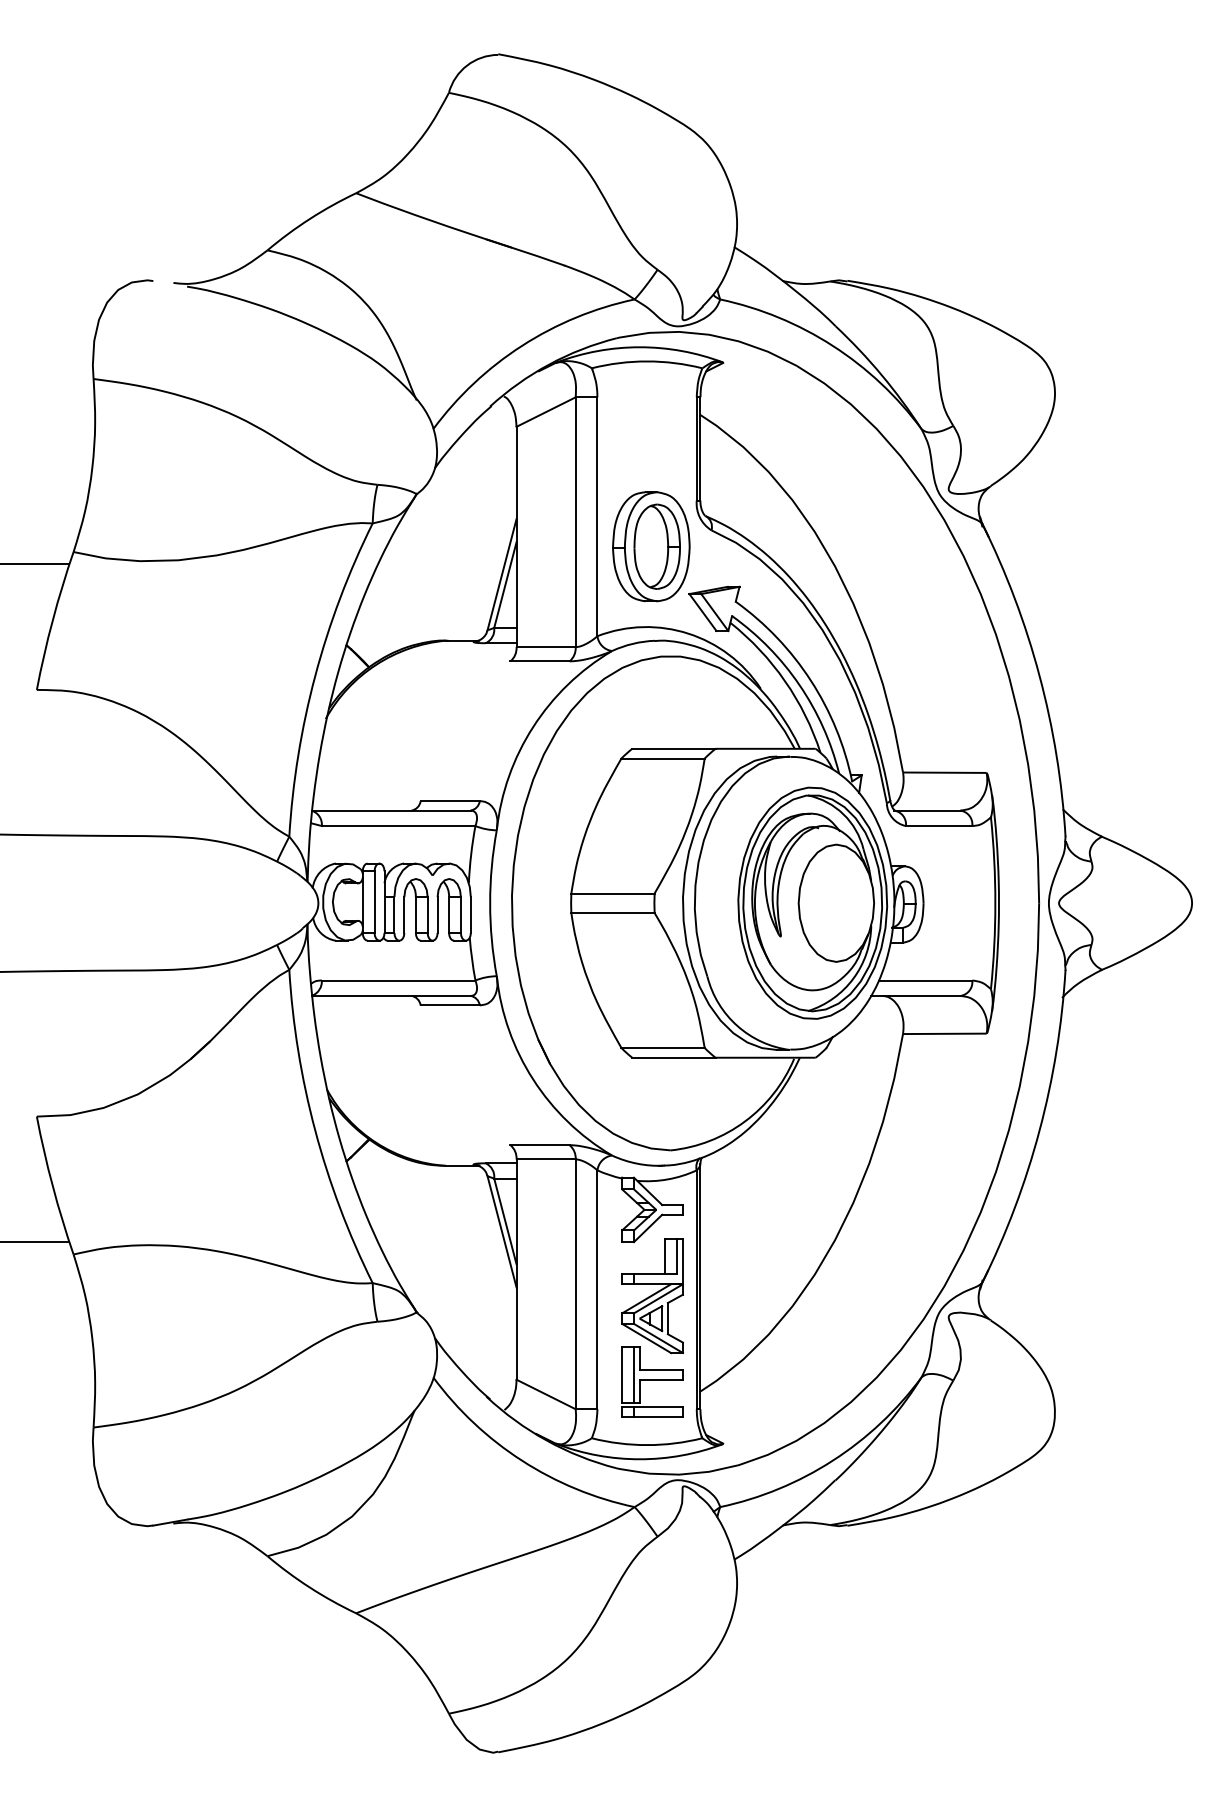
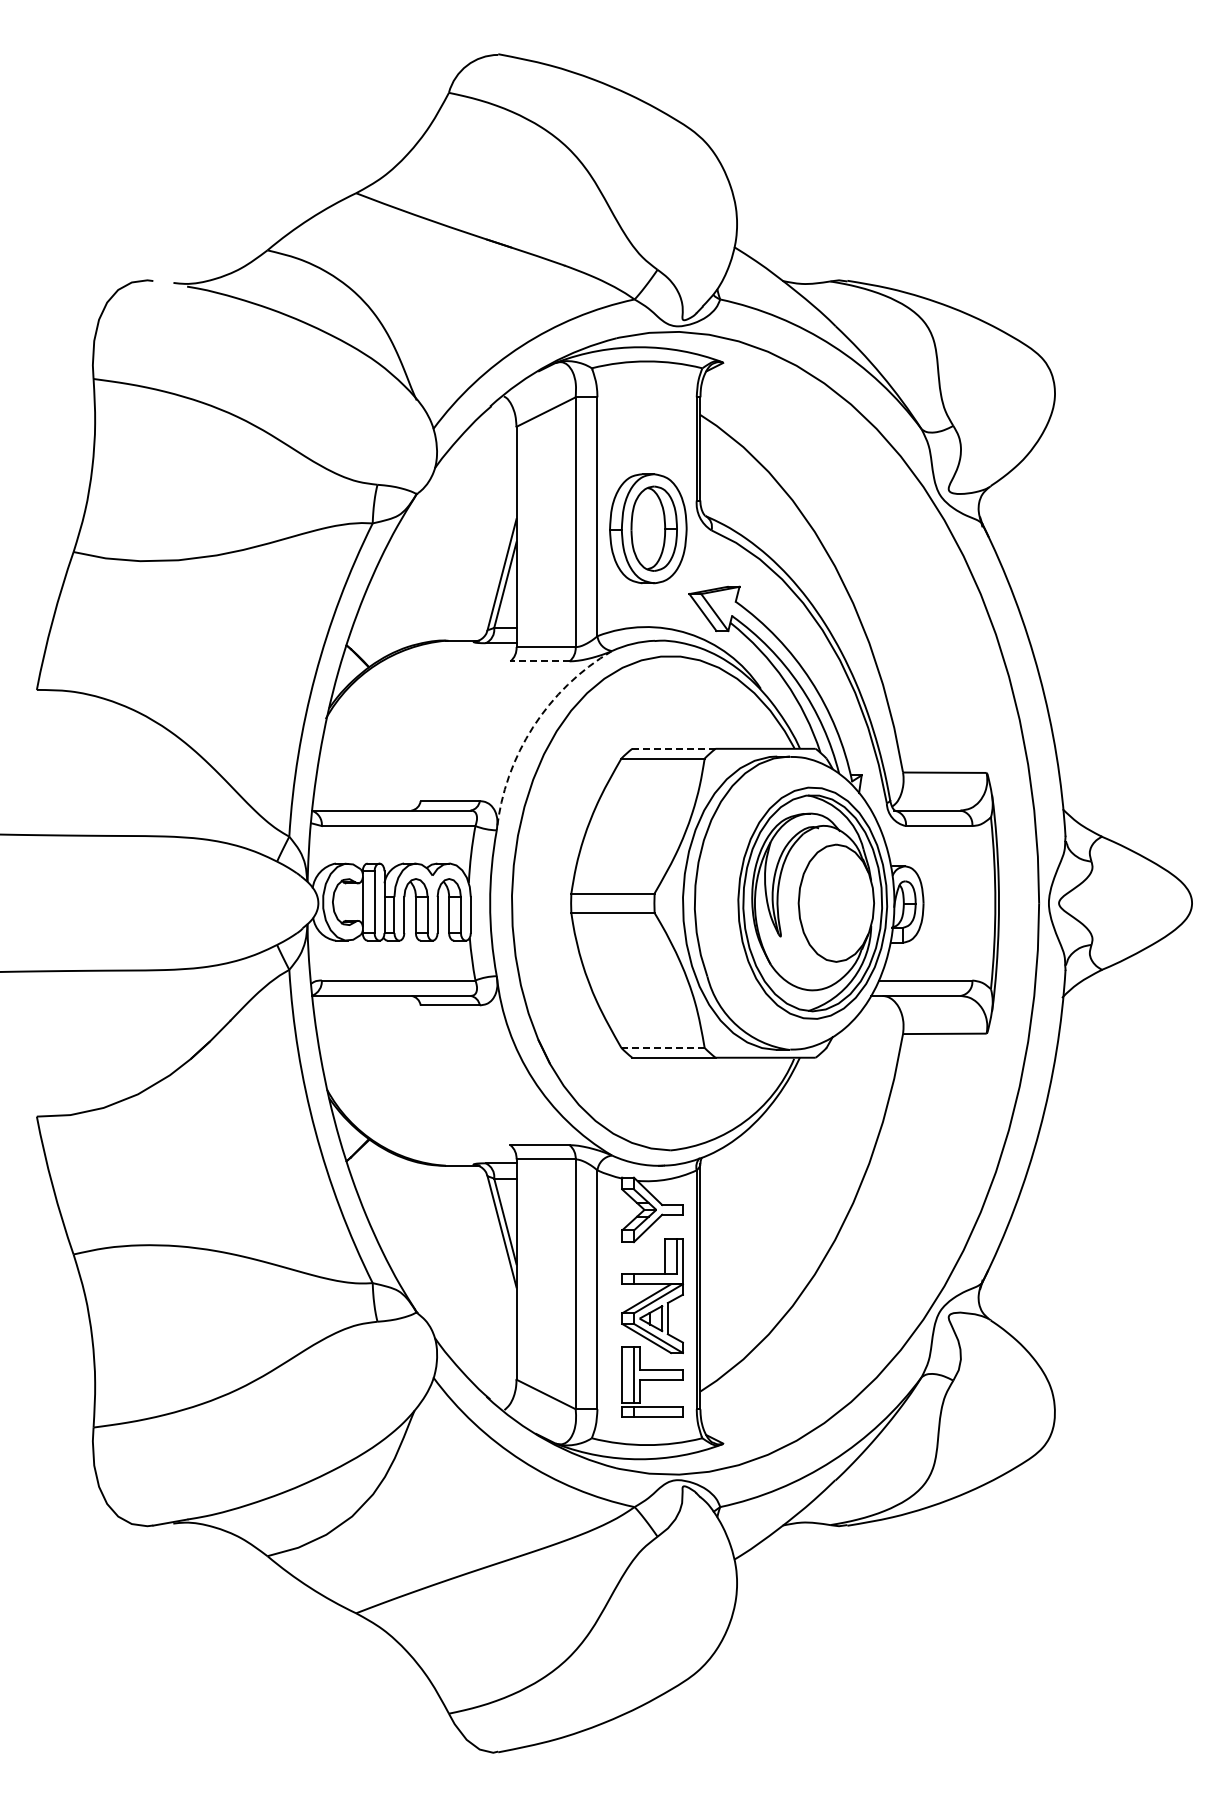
part position: (651, 546) -> (648, 528) (648, 528)
line: present -> none (35, 564)
line: solid -> dashed (540, 661)
arc: solid -> dashed (533, 727)
line: solid -> dashed (673, 748)
line: solid -> dashed (663, 1047)
line: present -> none (35, 1242)
